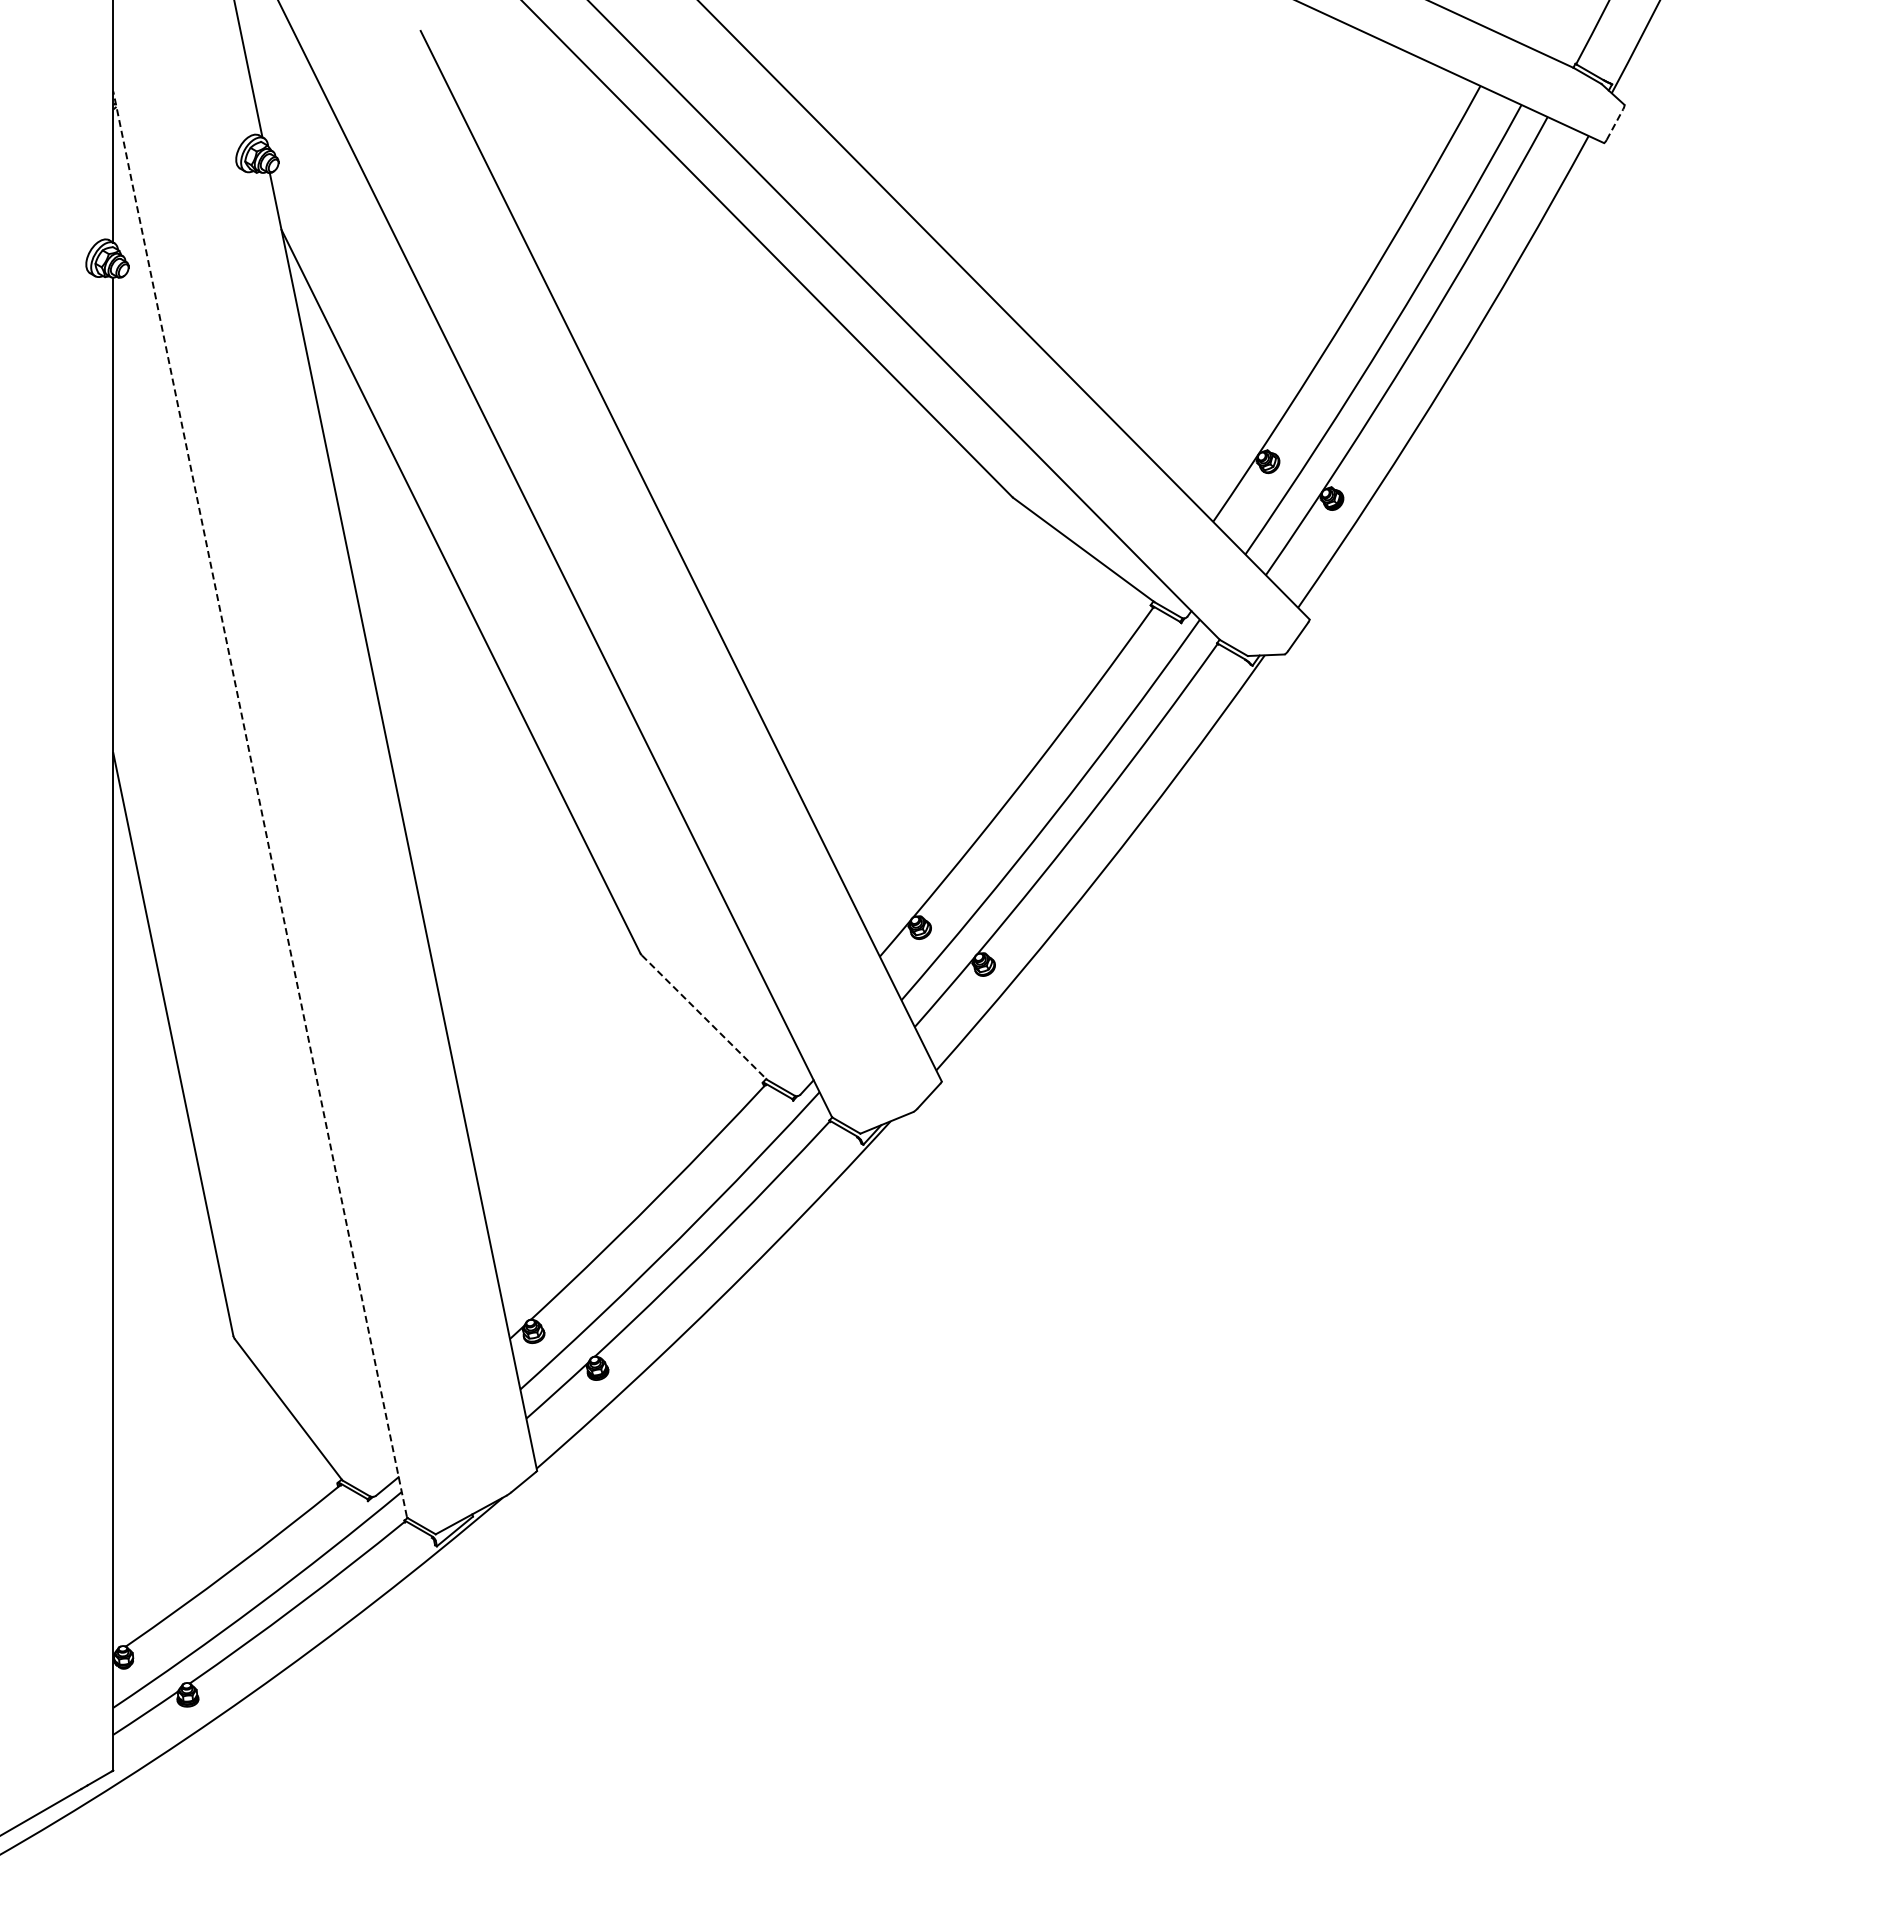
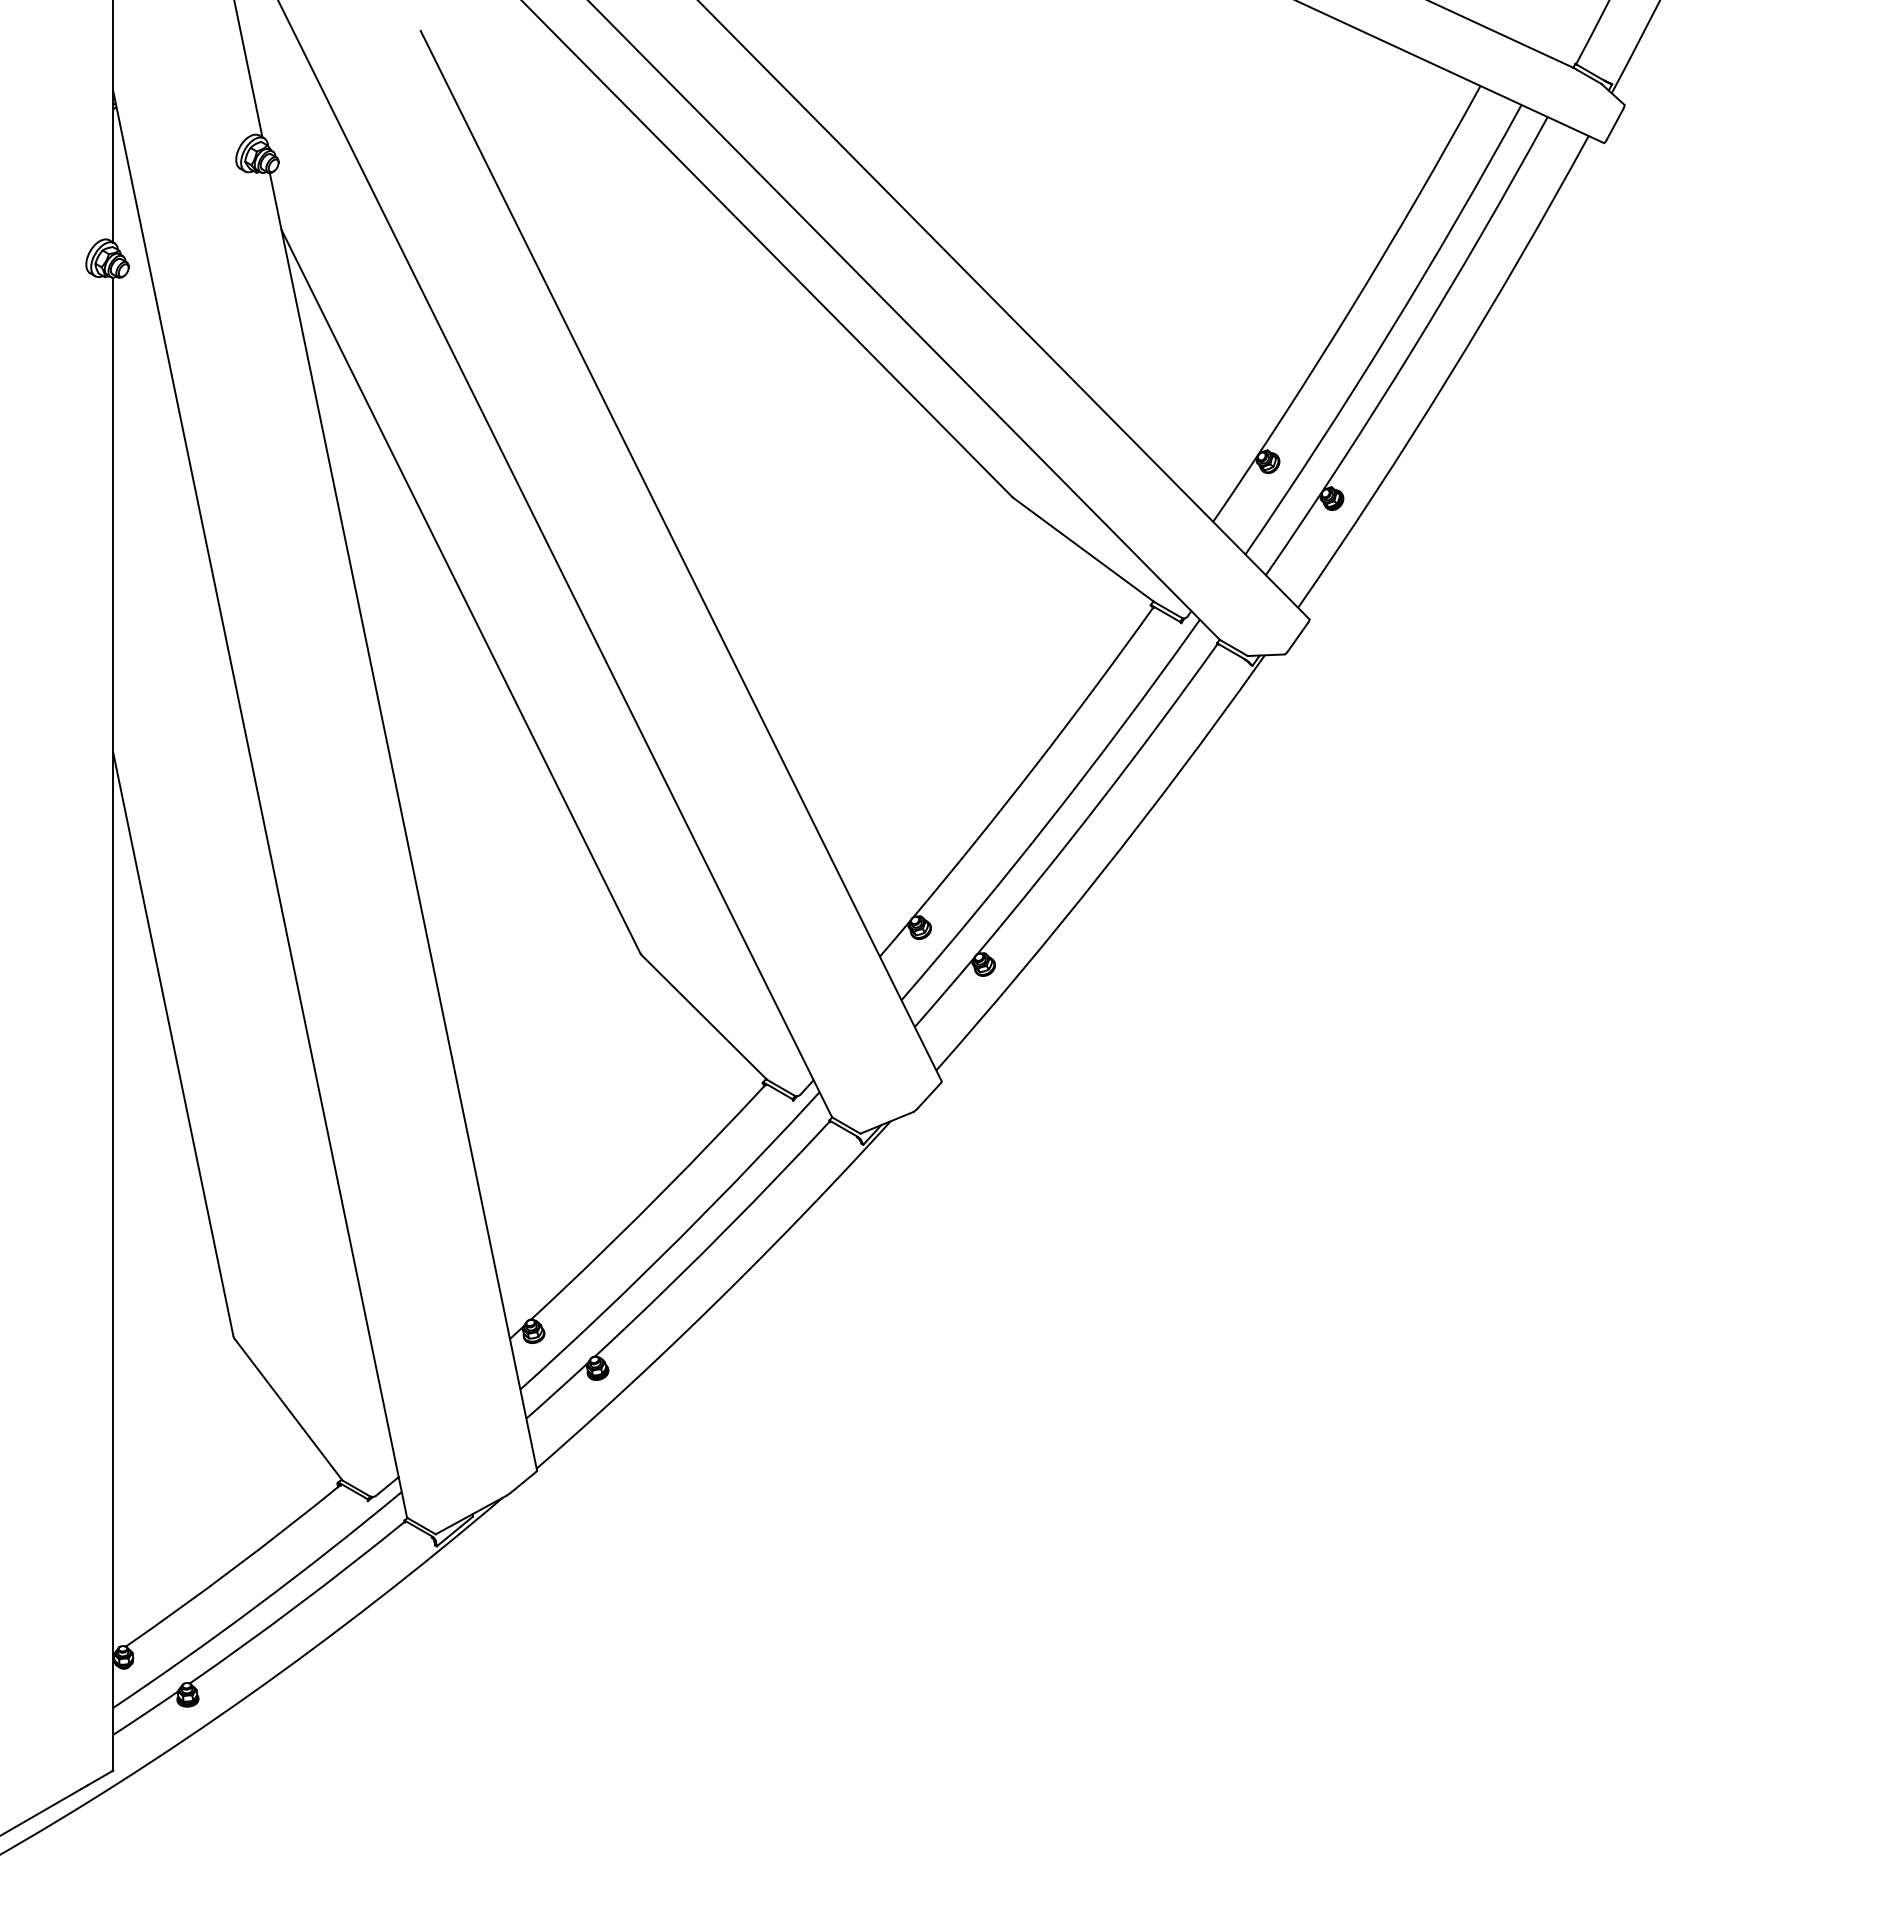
line: dashed -> solid (1615, 124)
line: dashed -> solid (260, 804)
line: dashed -> solid (704, 1018)
